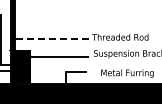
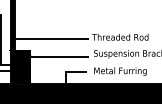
line: dashed -> solid (51, 39)
text position: (127, 73) -> (120, 71) (120, 71)
